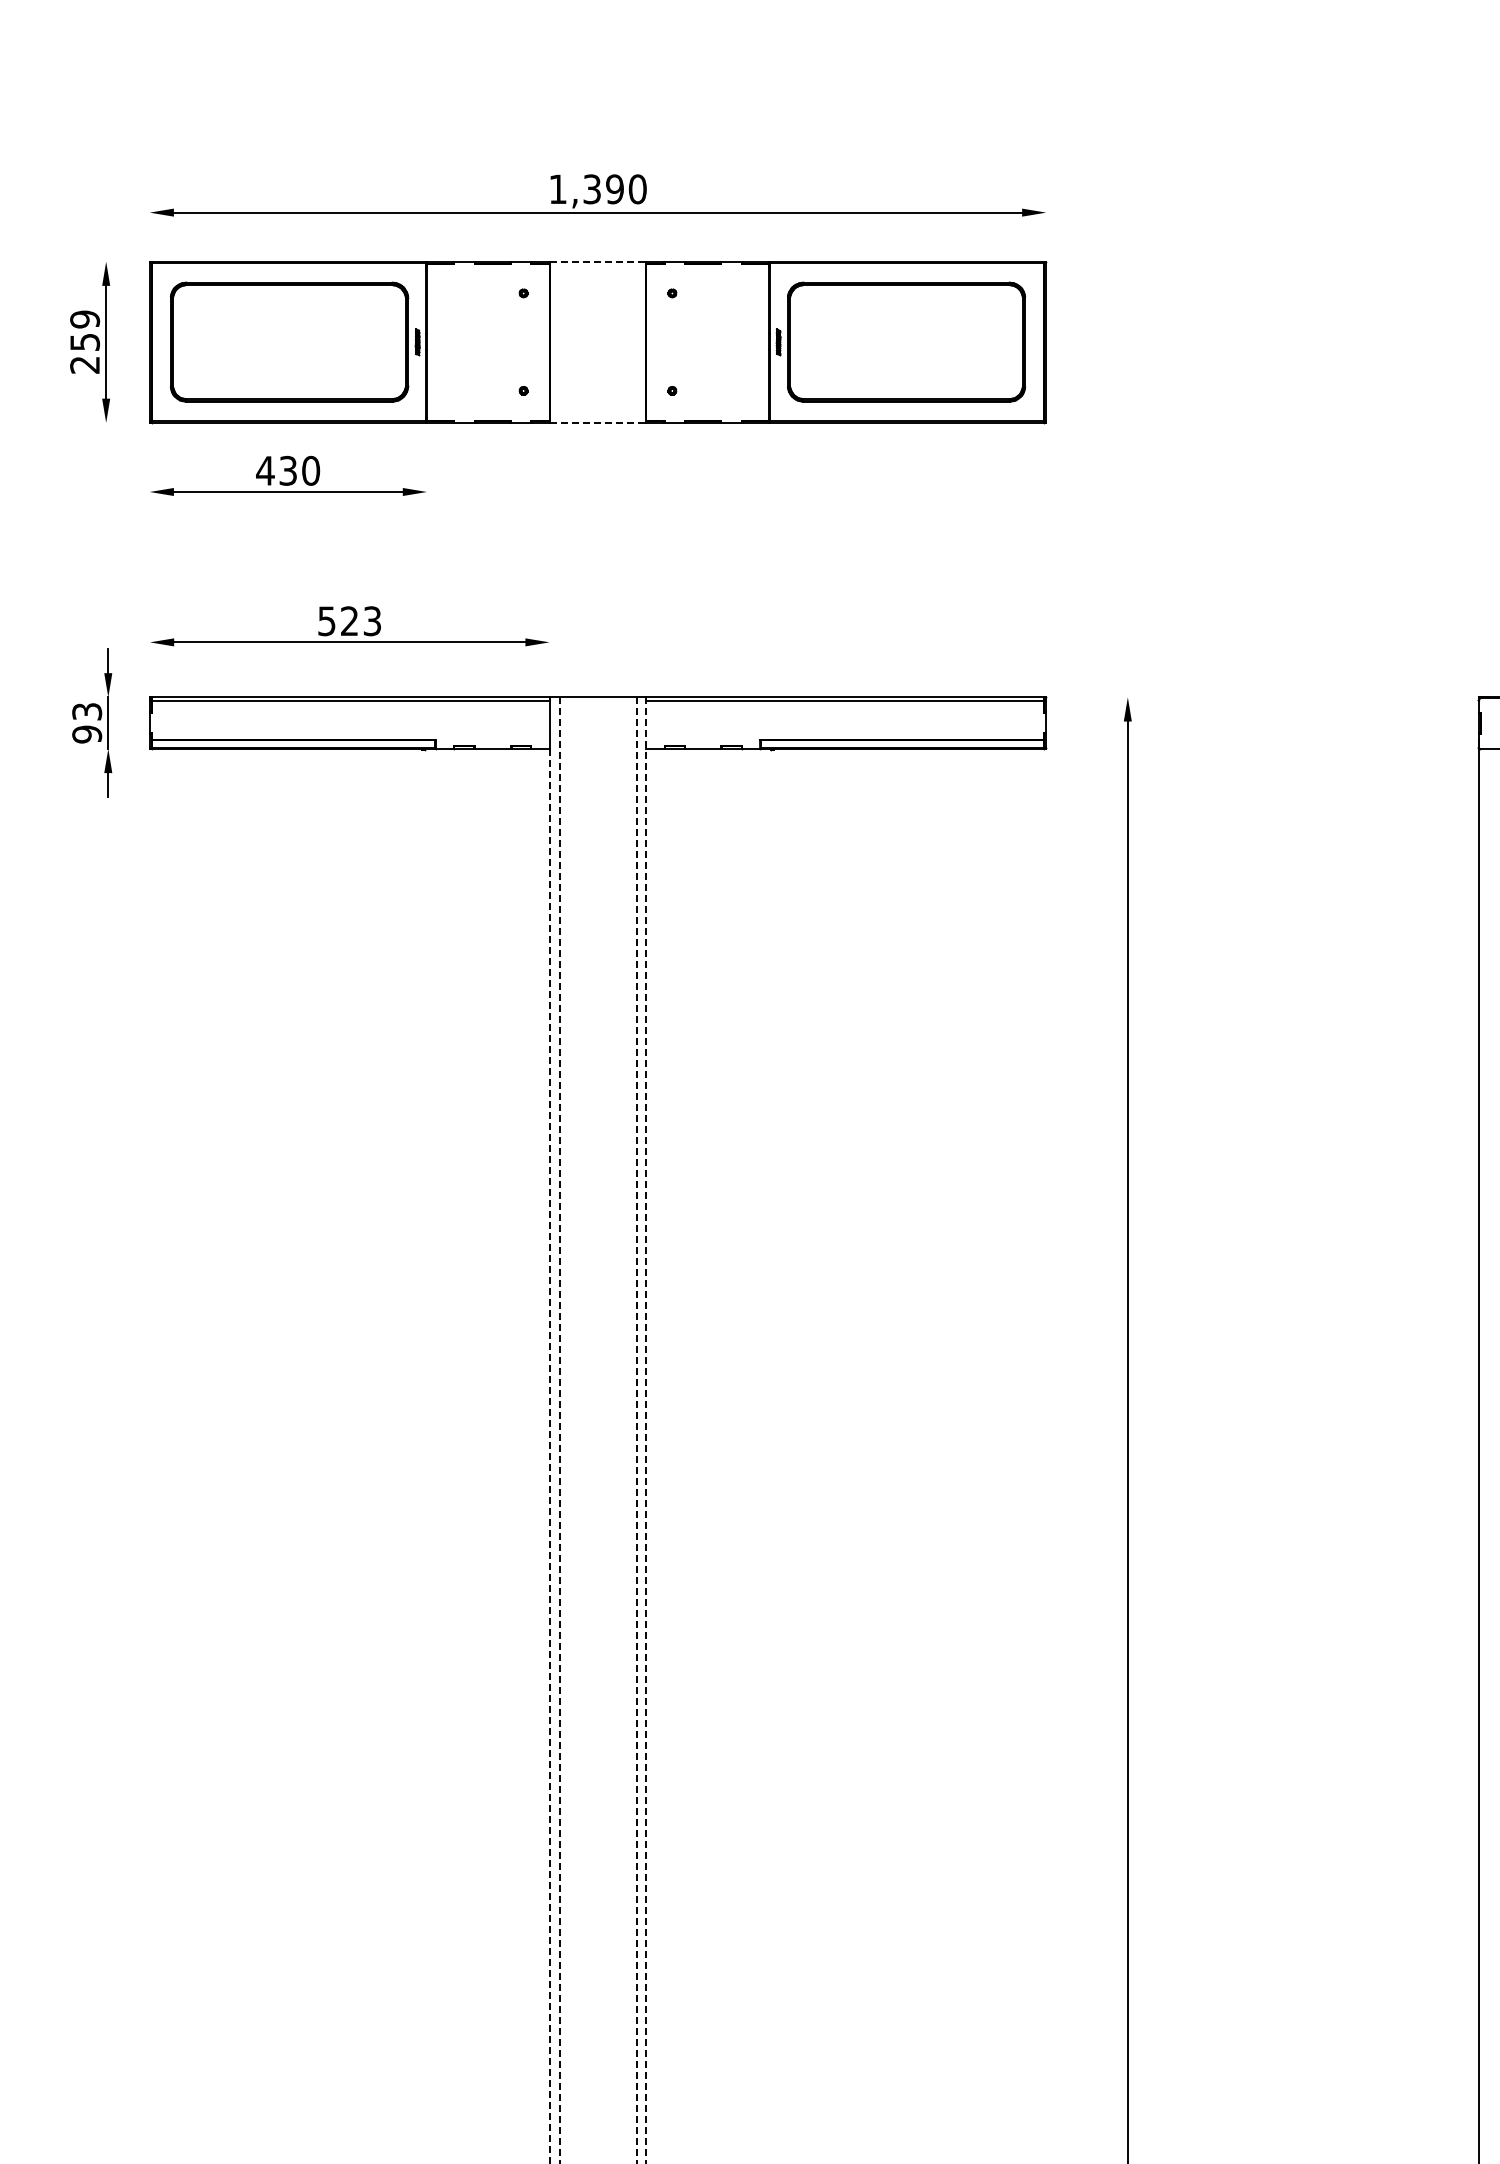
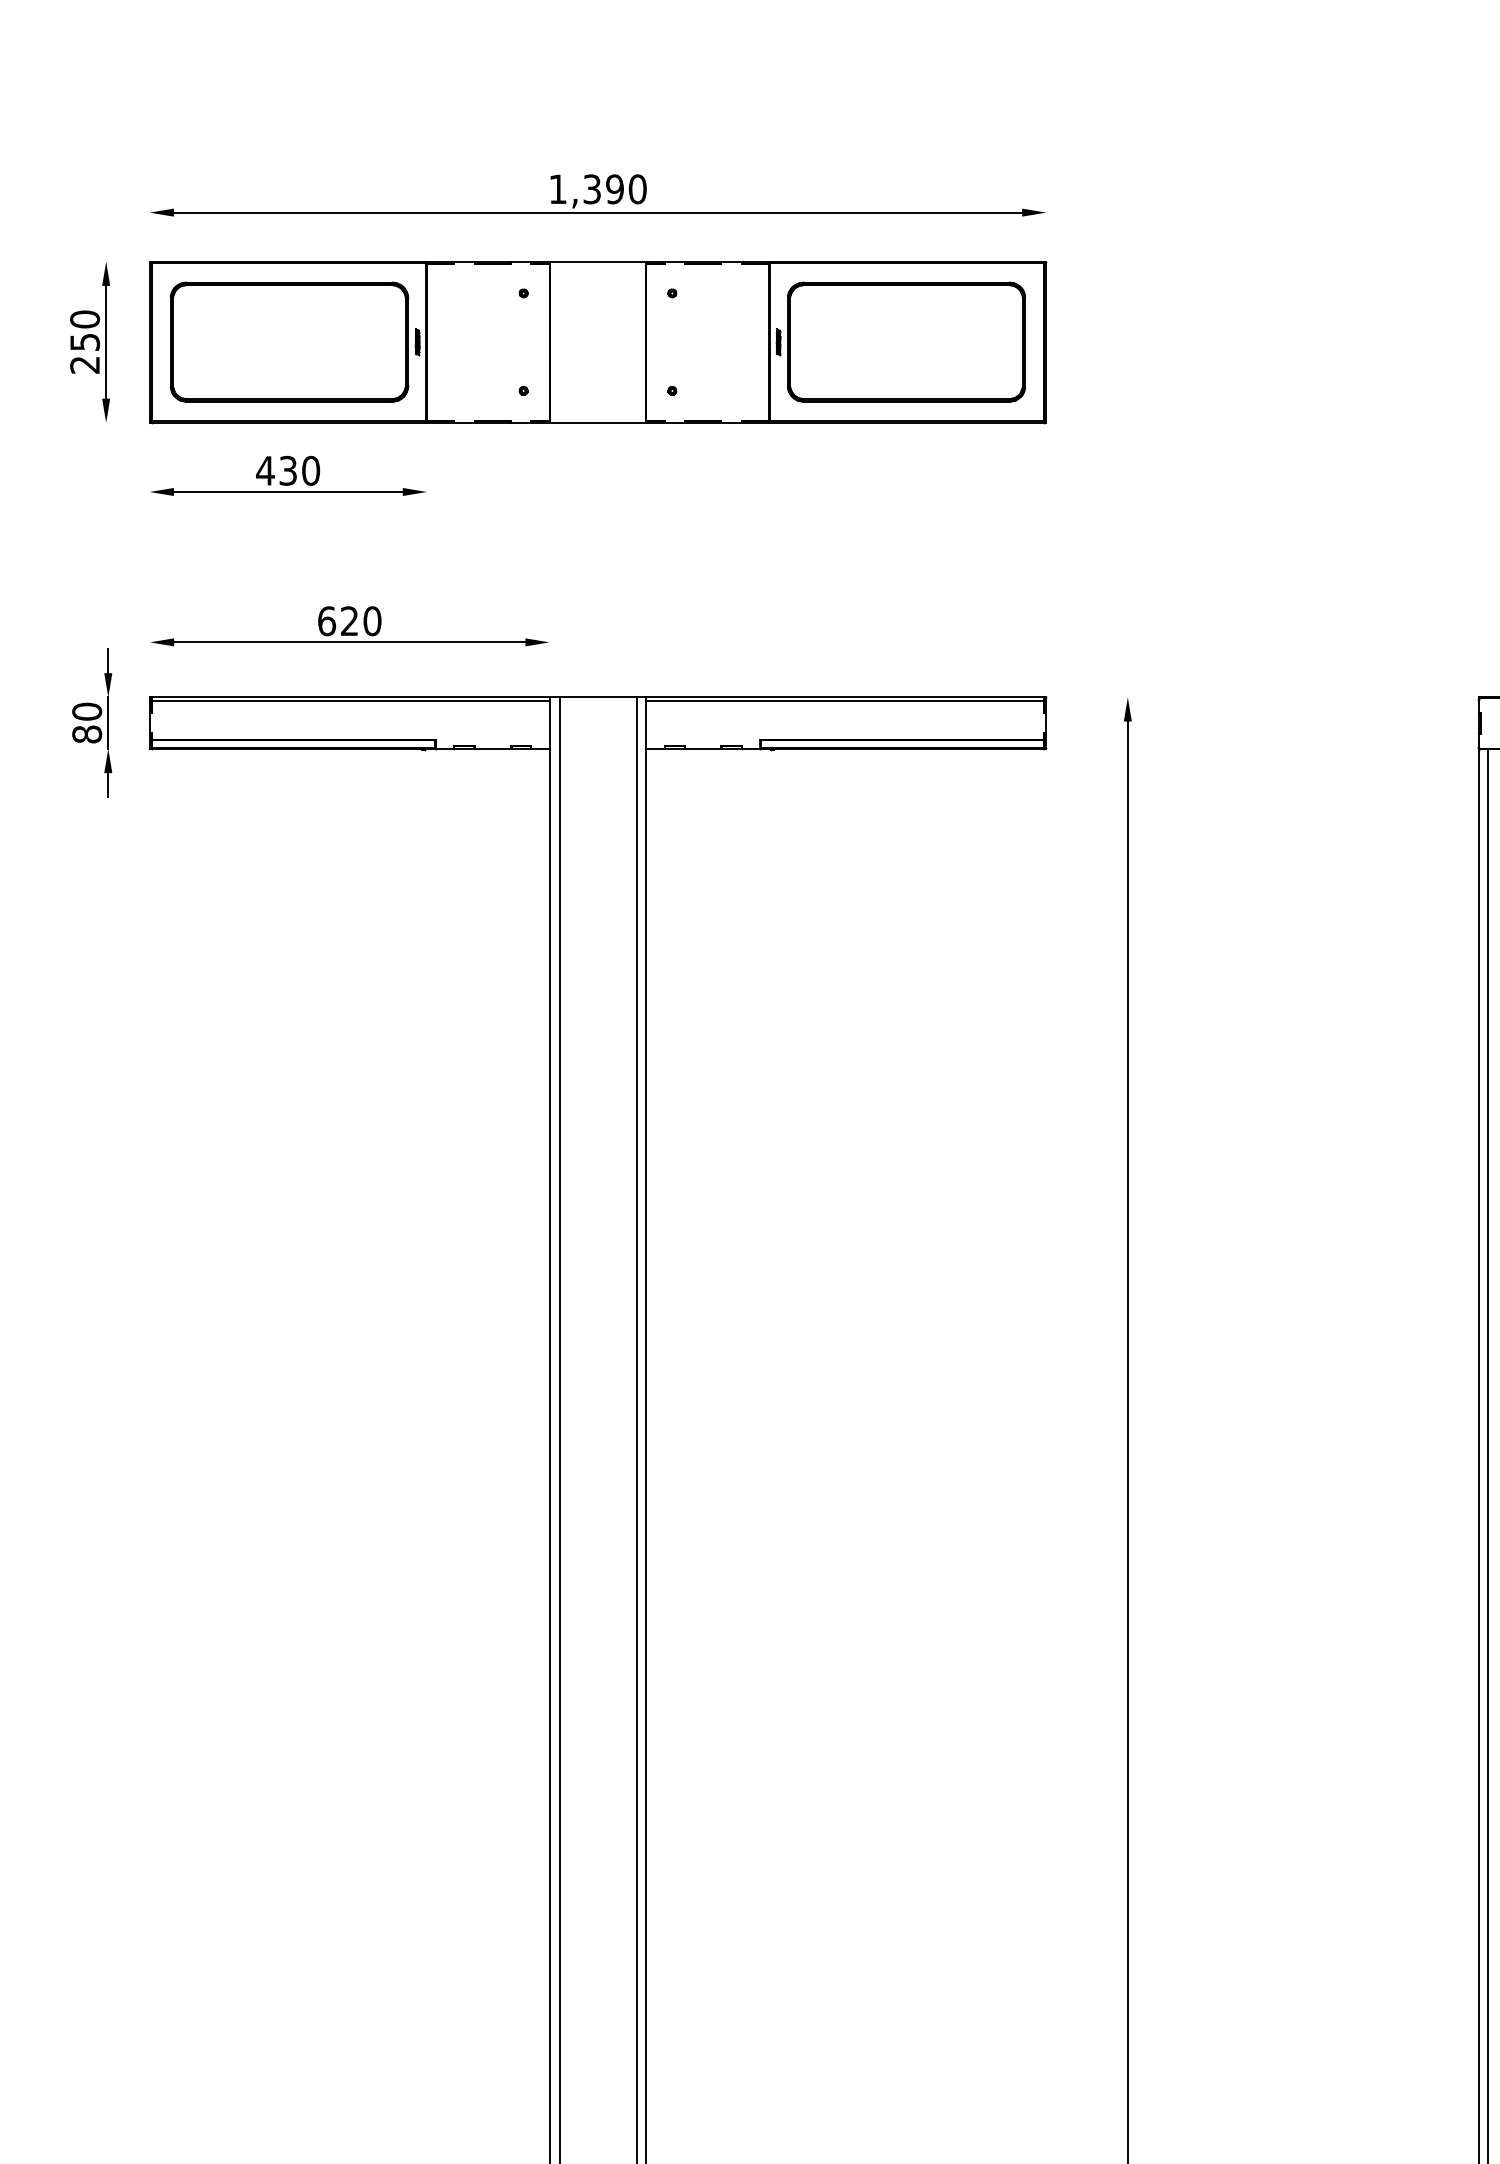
line: dashed -> solid (598, 261)
text: 259 -> 250 (85, 319)
line: dashed -> solid (598, 422)
text: 523 -> 620 (349, 621)
text: 93 -> 80 (87, 722)
line: dashed -> solid (559, 1430)
line: dashed -> solid (636, 1430)
line: dashed -> solid (646, 1430)
line: none -> present (1488, 1454)
line: dashed -> solid (549, 1456)
